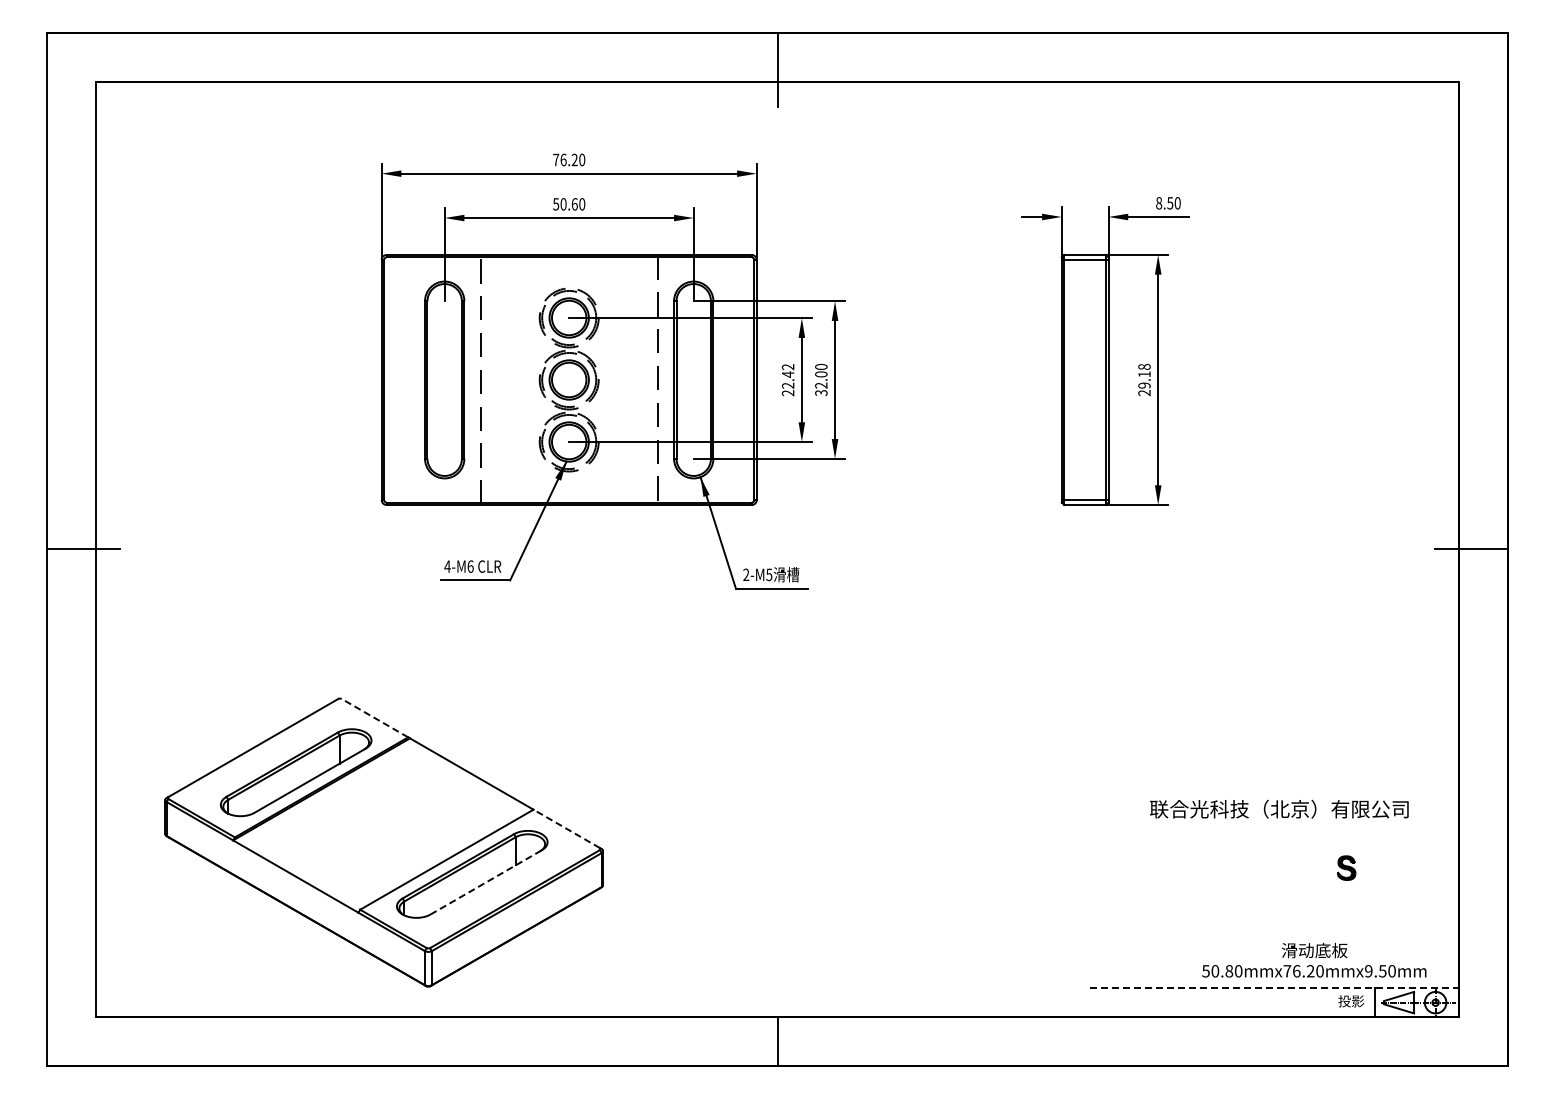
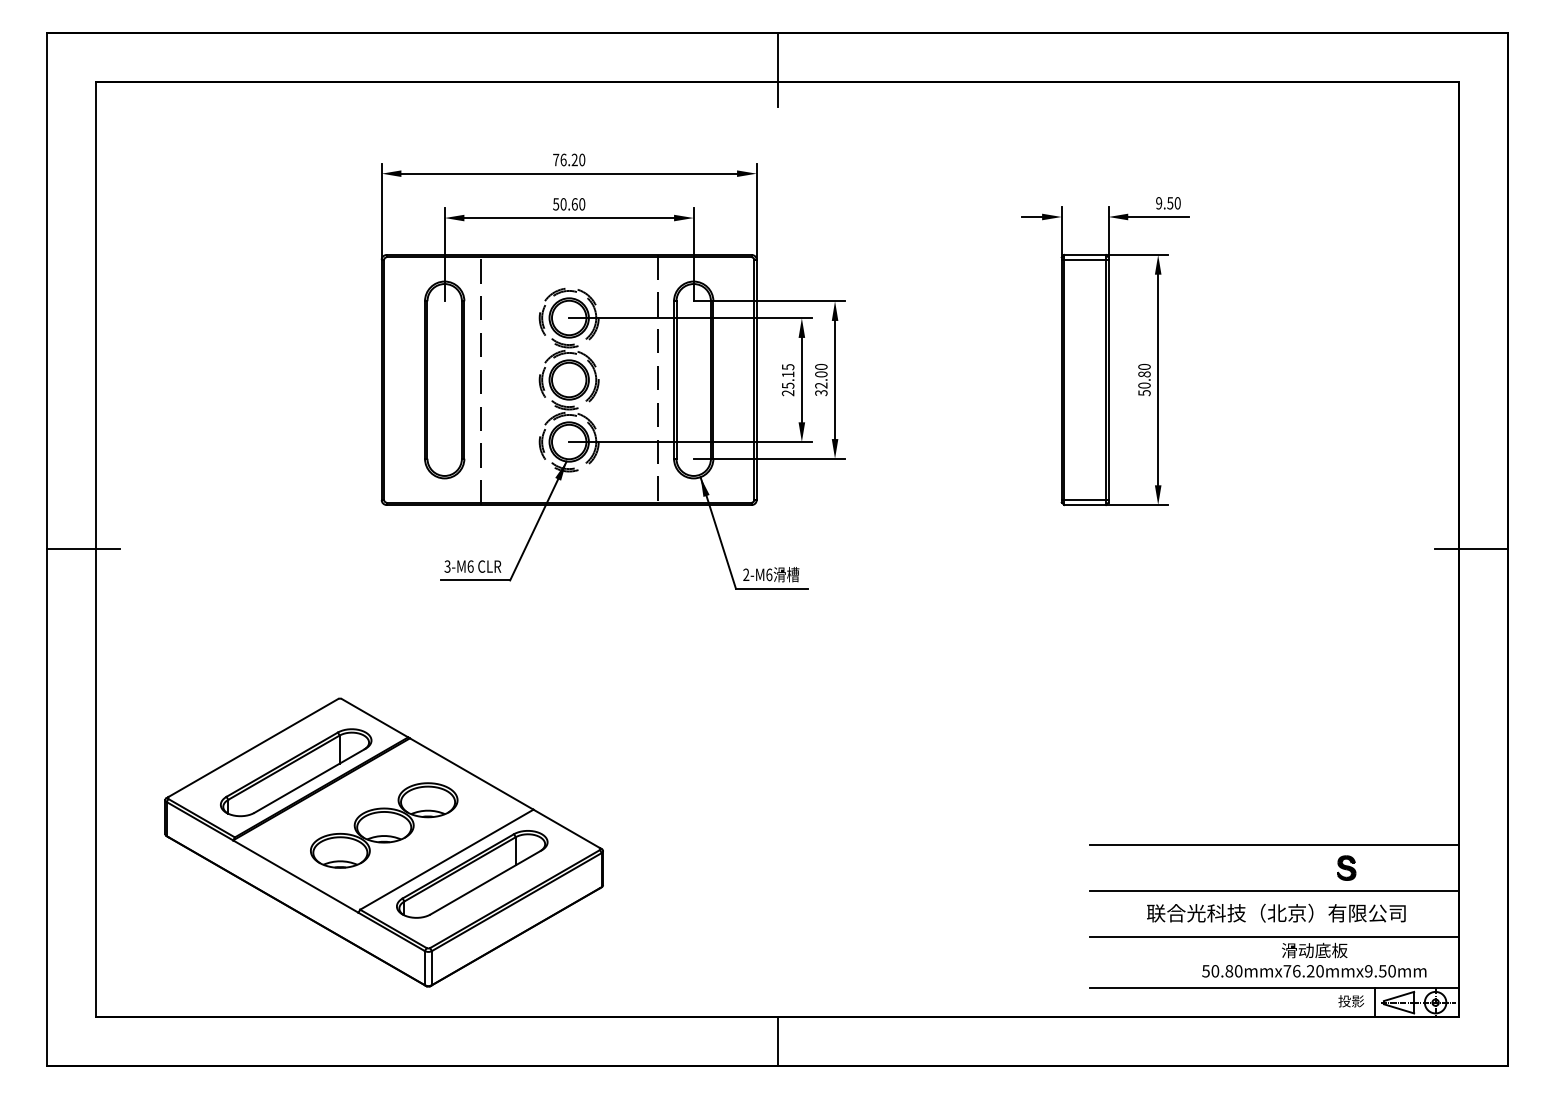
text: 8.50 -> 9.50 (1159, 203)
text: 22.42 -> 25.15 (787, 376)
text: 29.18 -> 50.80 (1144, 379)
text: 4-M6 -> 3-M6 (447, 566)
text: 2-M5 -> 2-M6 (769, 574)
line: dashed -> solid (374, 717)
text position: (1279, 808) -> (1276, 912) (1276, 912)
part: none -> present (384, 825)
line: dashed -> solid (566, 828)
line: none -> present (1274, 844)
line: dashed -> solid (486, 882)
line: none -> present (1274, 890)
line: none -> present (1274, 936)
line: dashed -> solid (1274, 988)
